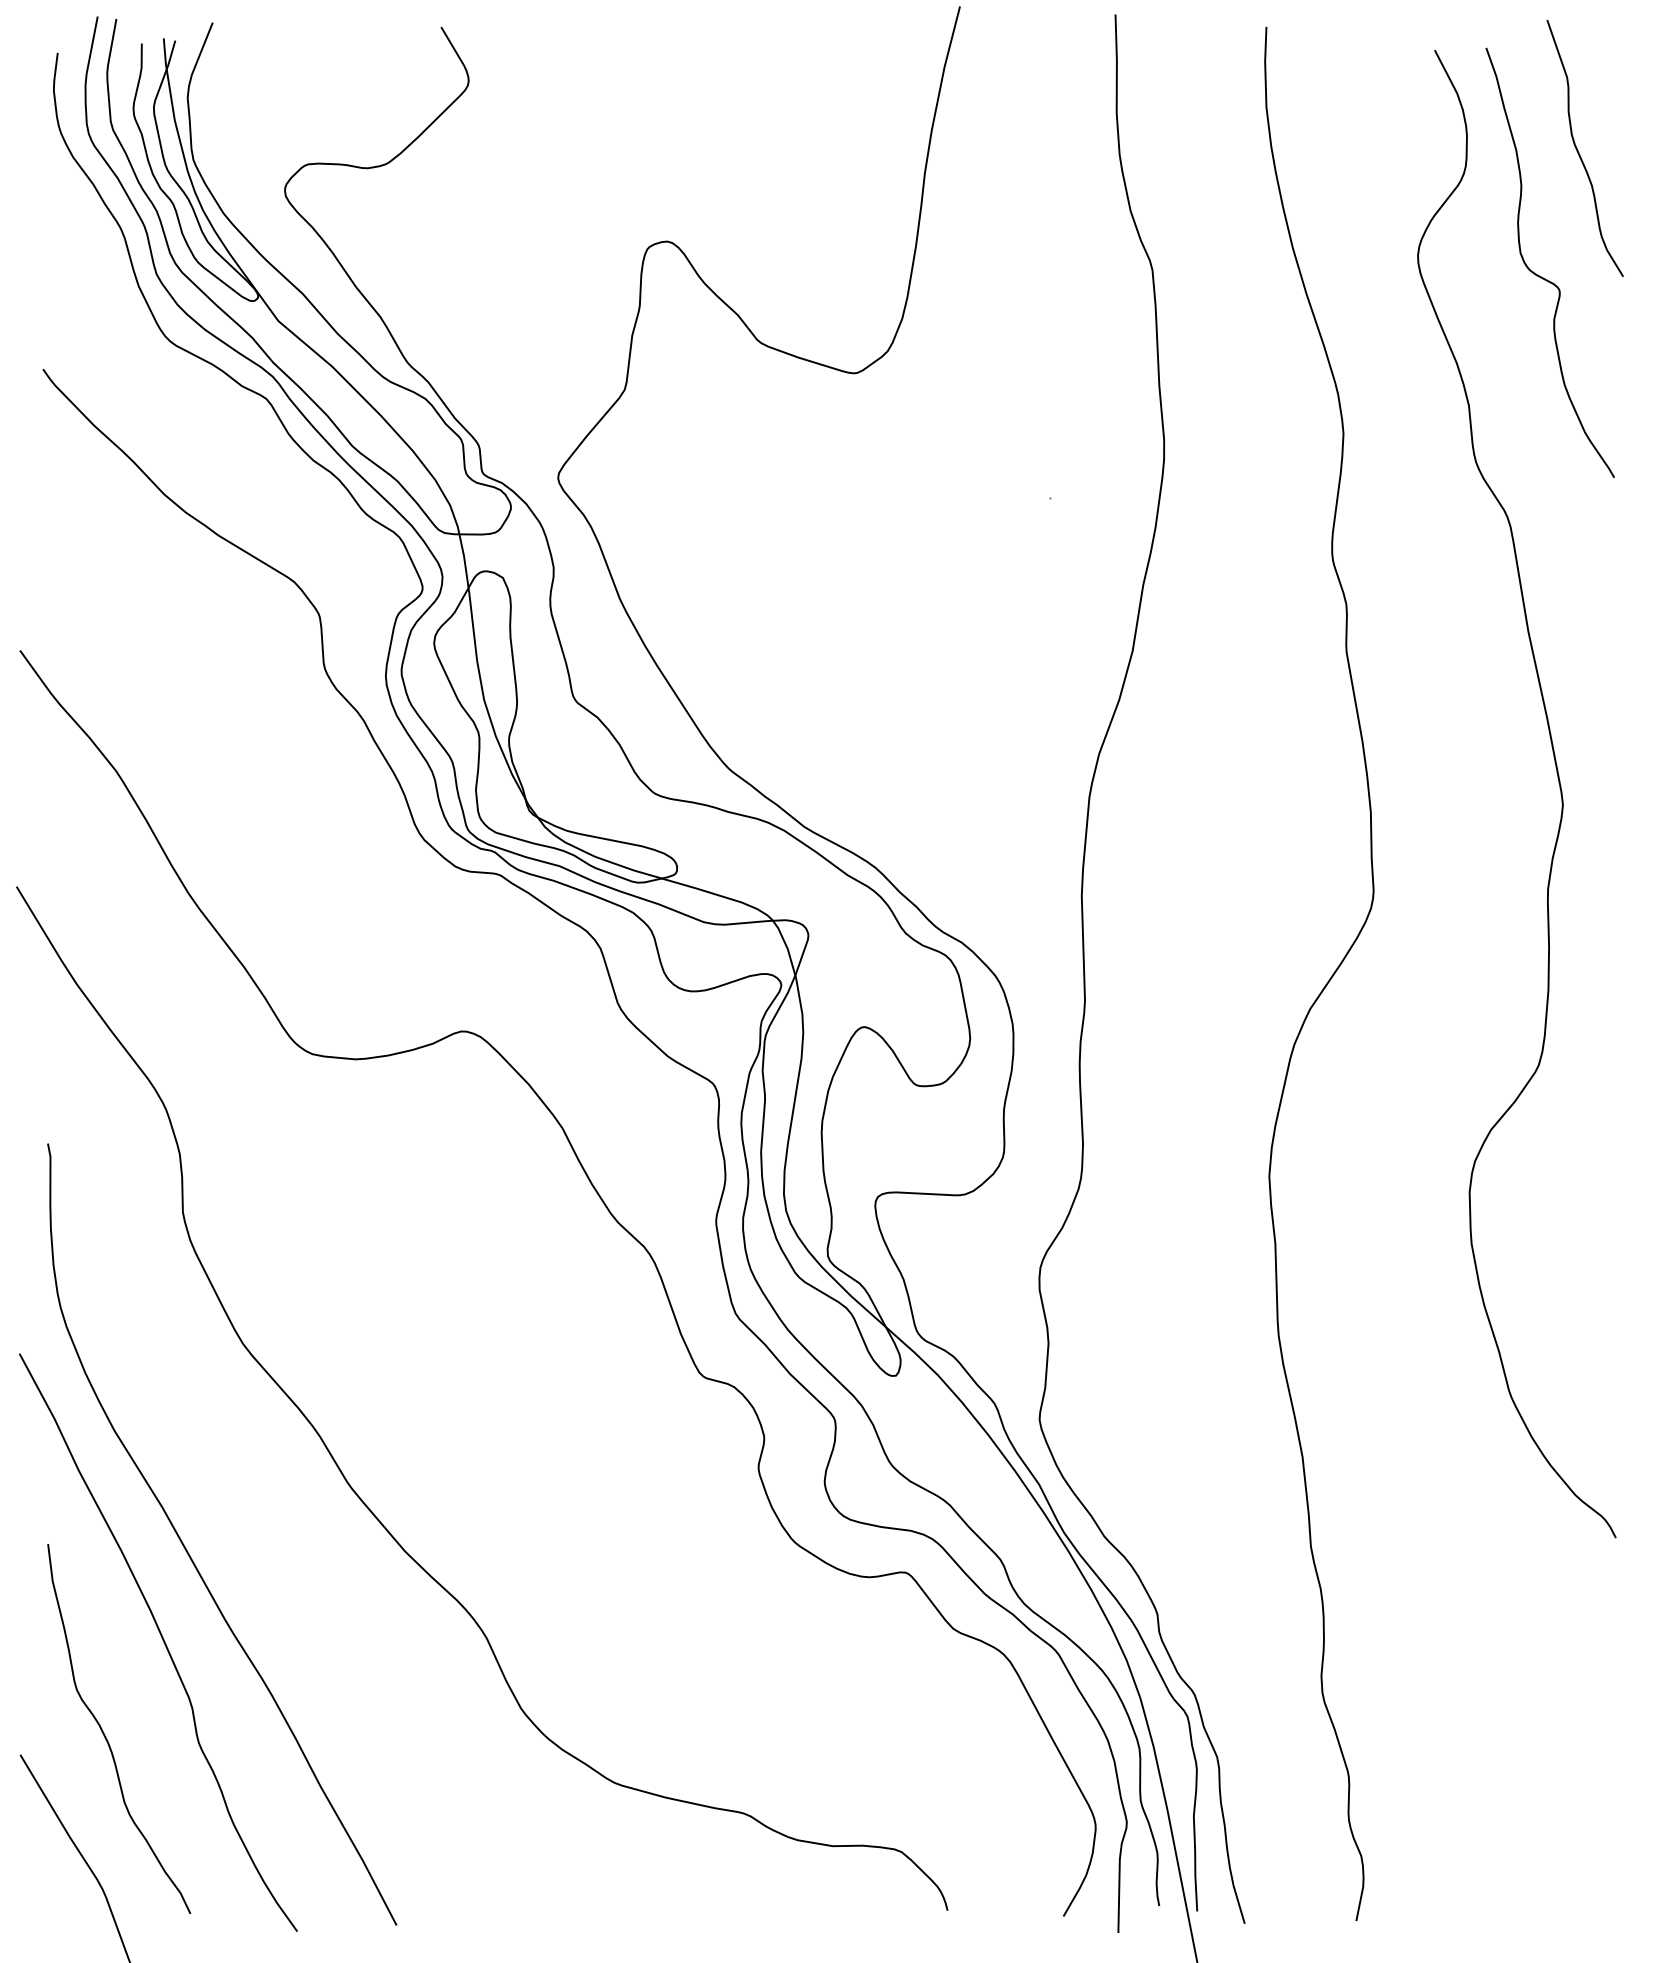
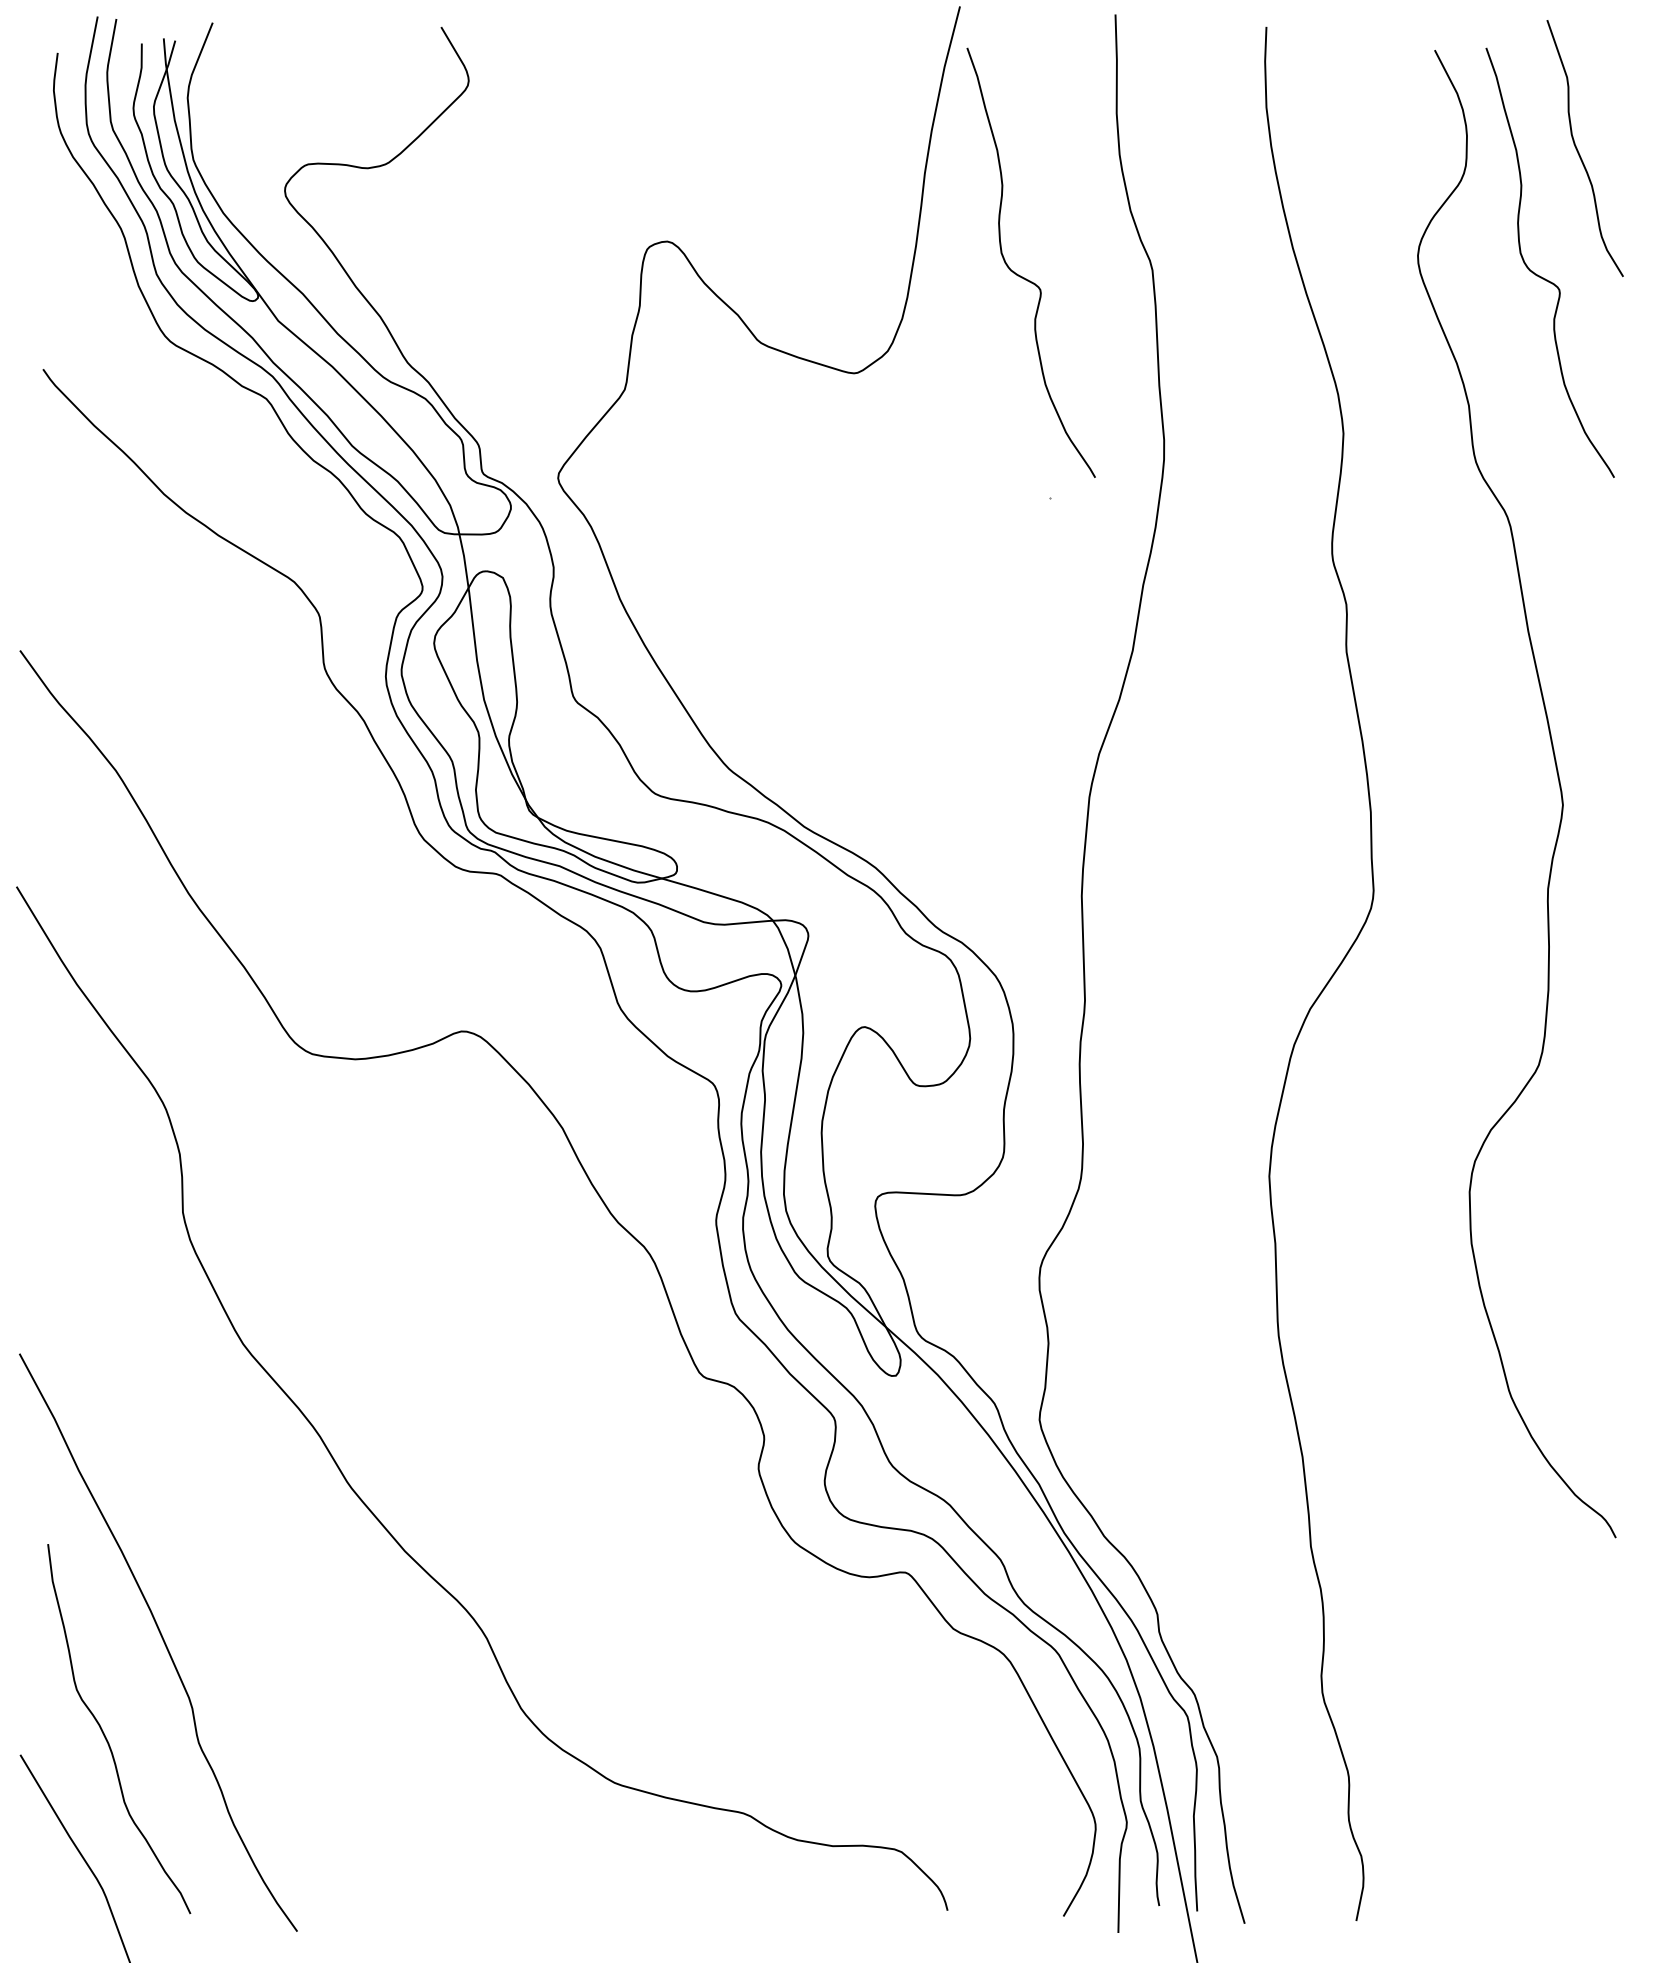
curve: none -> present (1022, 276)
curve: present -> none (189, 1553)
